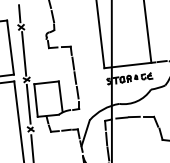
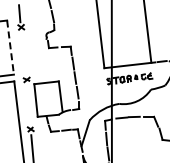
line: solid -> dashed (10, 48)
line: present -> none (24, 53)
line: present -> none (28, 103)
